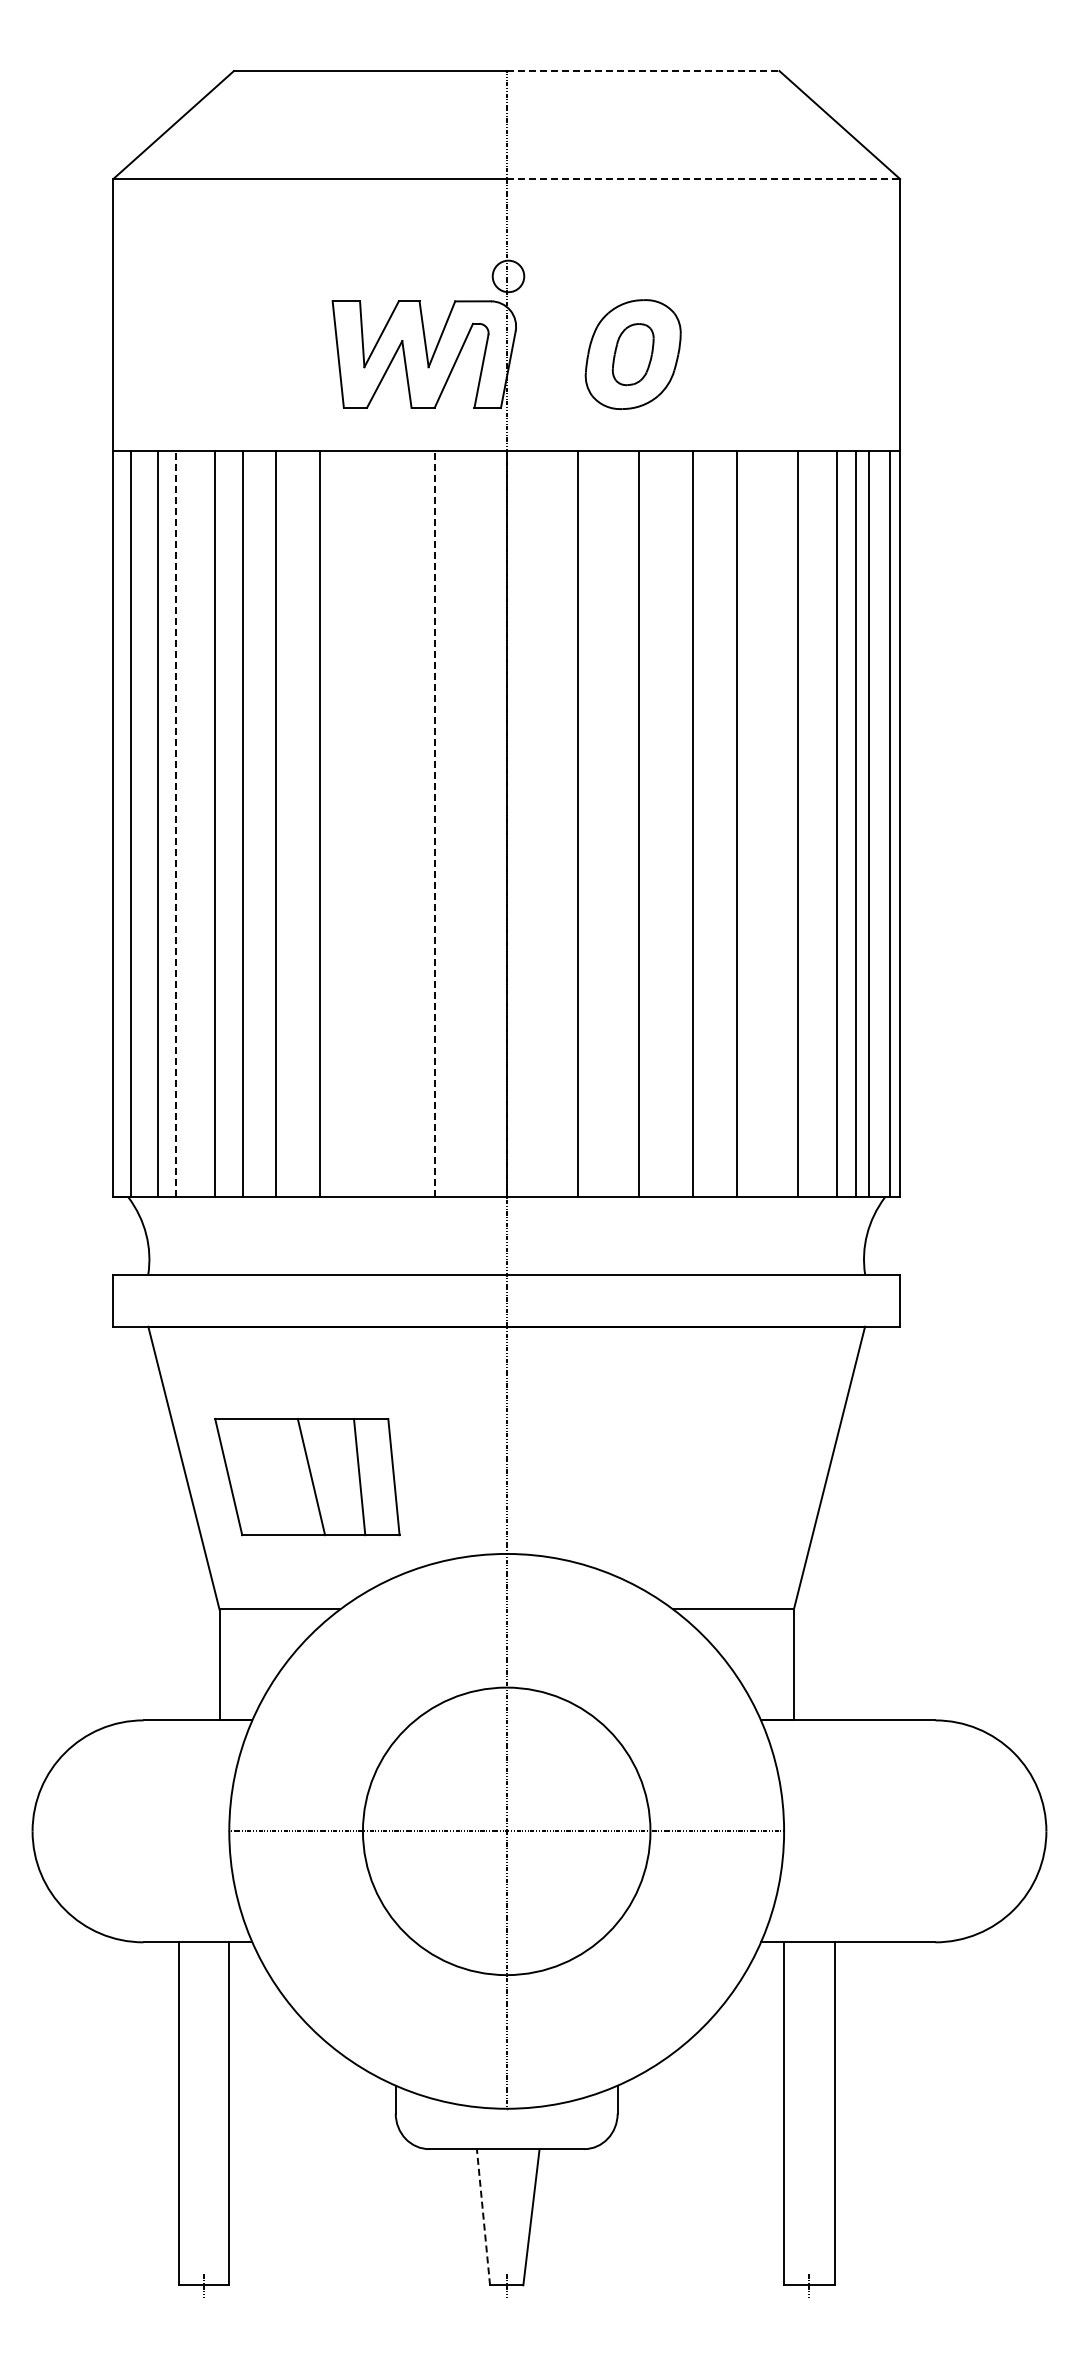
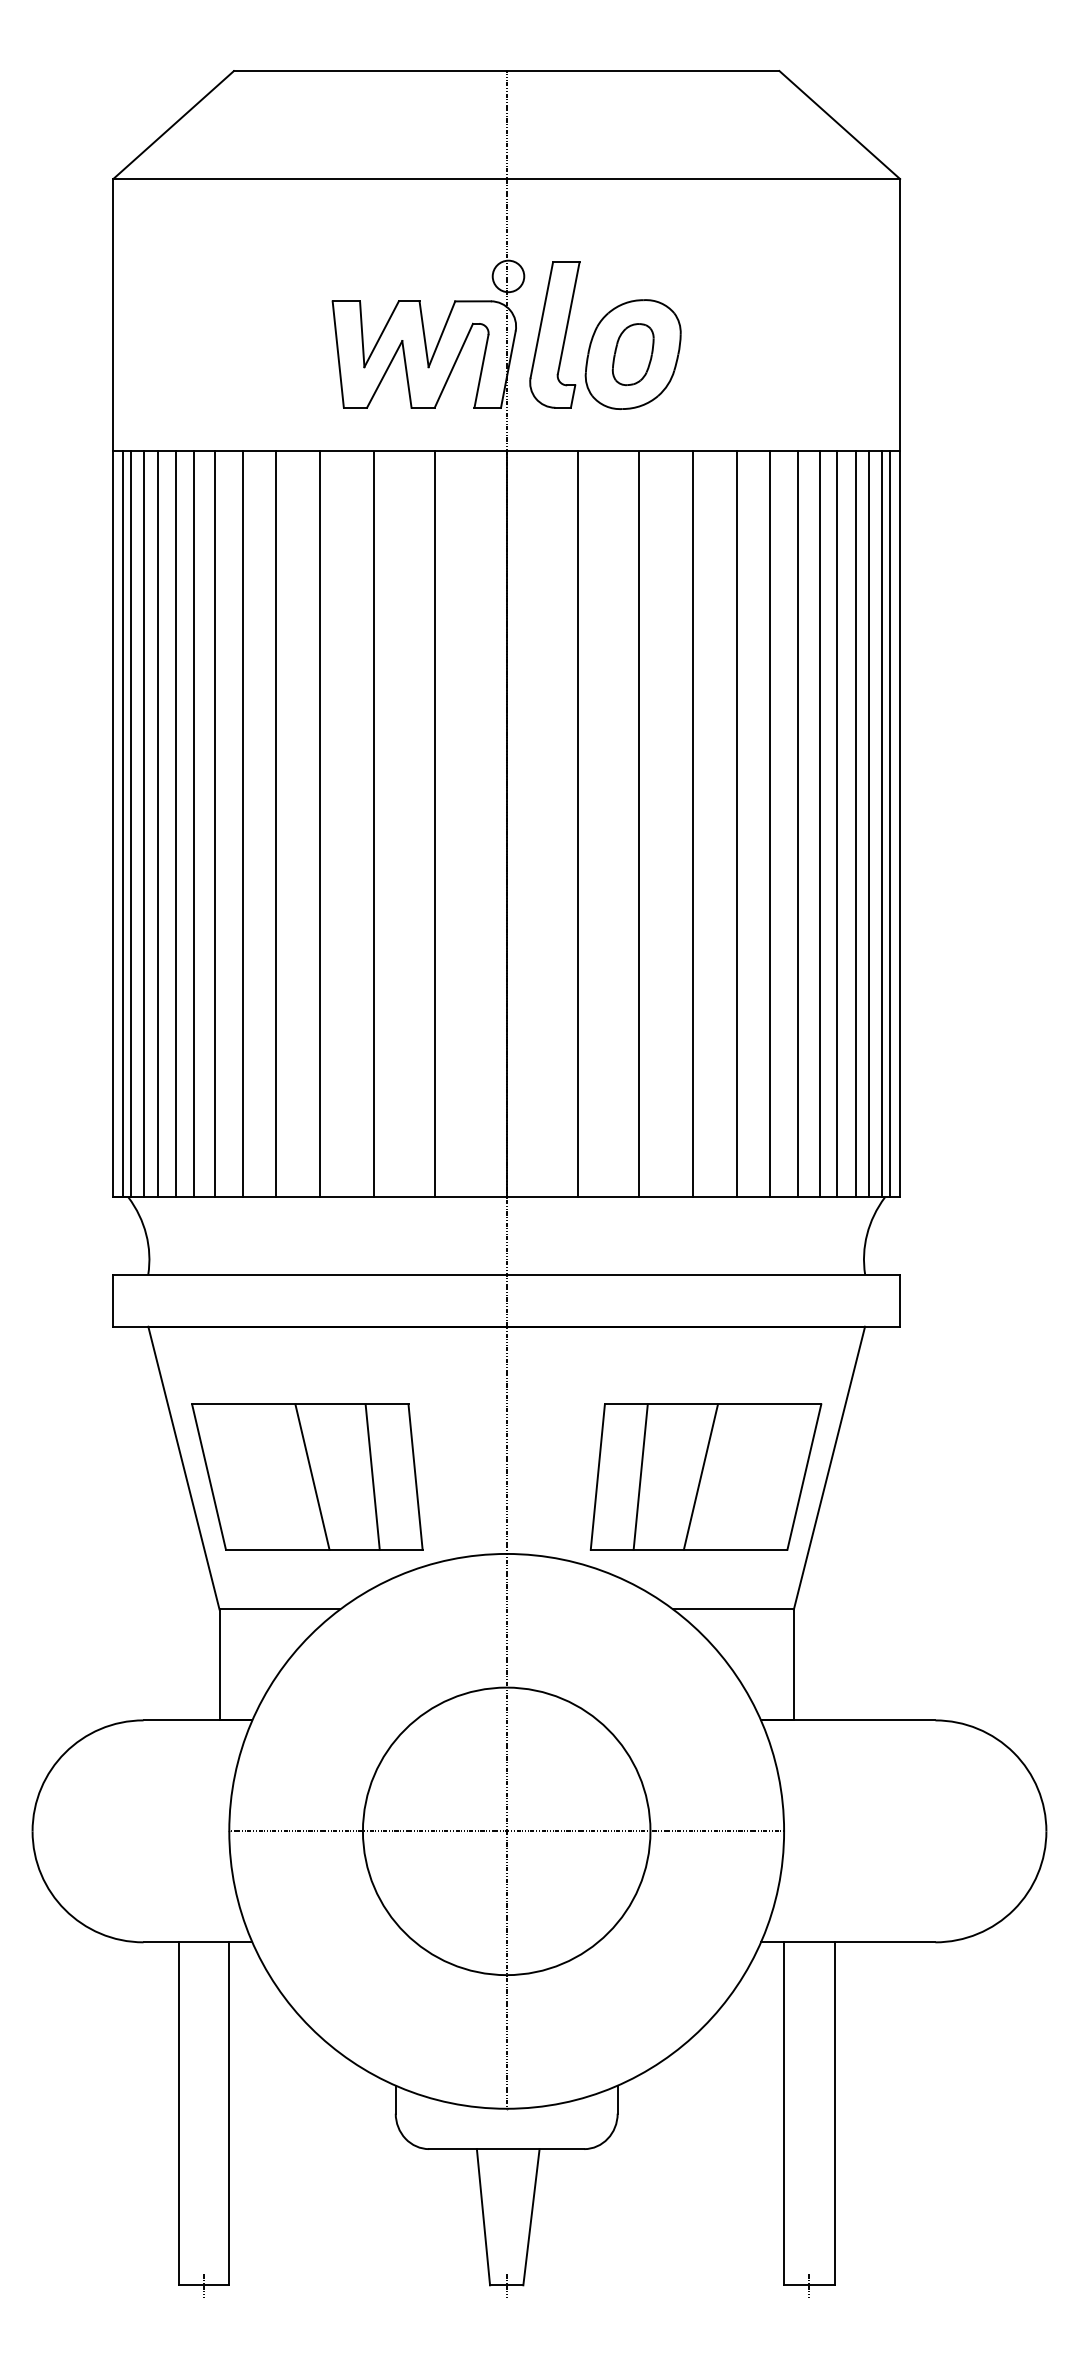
line: dashed -> solid (643, 71)
line: dashed -> solid (703, 179)
part: none -> present (554, 334)
line: dashed -> solid (176, 823)
line: dashed -> solid (435, 823)
line: none -> present (123, 824)
line: none -> present (144, 824)
line: none -> present (193, 824)
line: none -> present (374, 824)
line: none -> present (770, 824)
line: none -> present (819, 824)
line: none -> present (882, 824)
part: none -> present (705, 1476)
part size: 187x119 px -> 233x148 px (307, 1476)
line: dashed -> solid (483, 2216)
